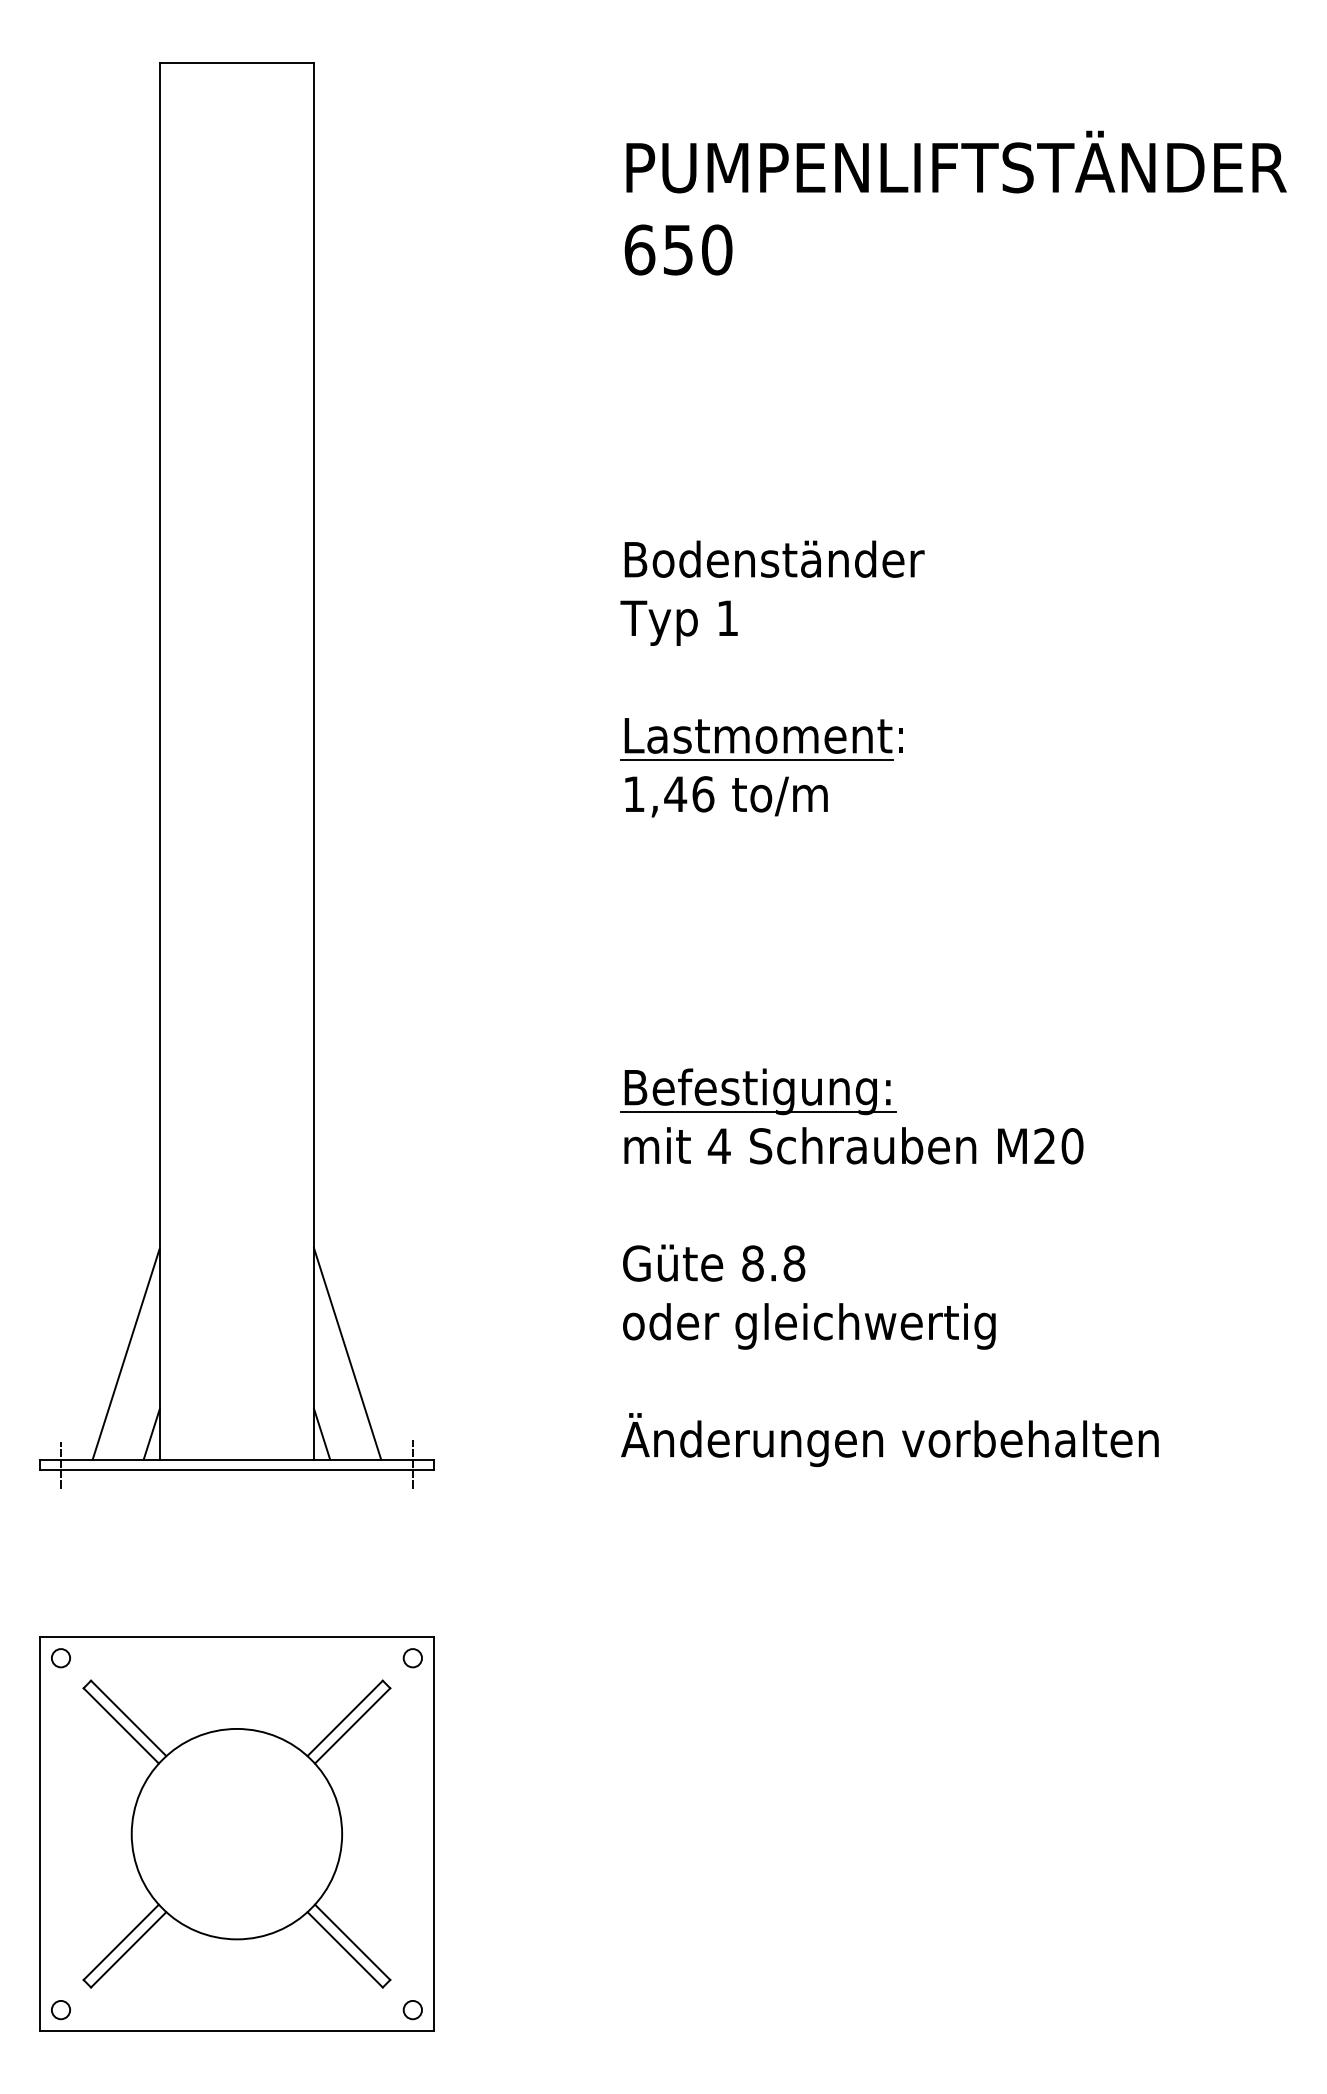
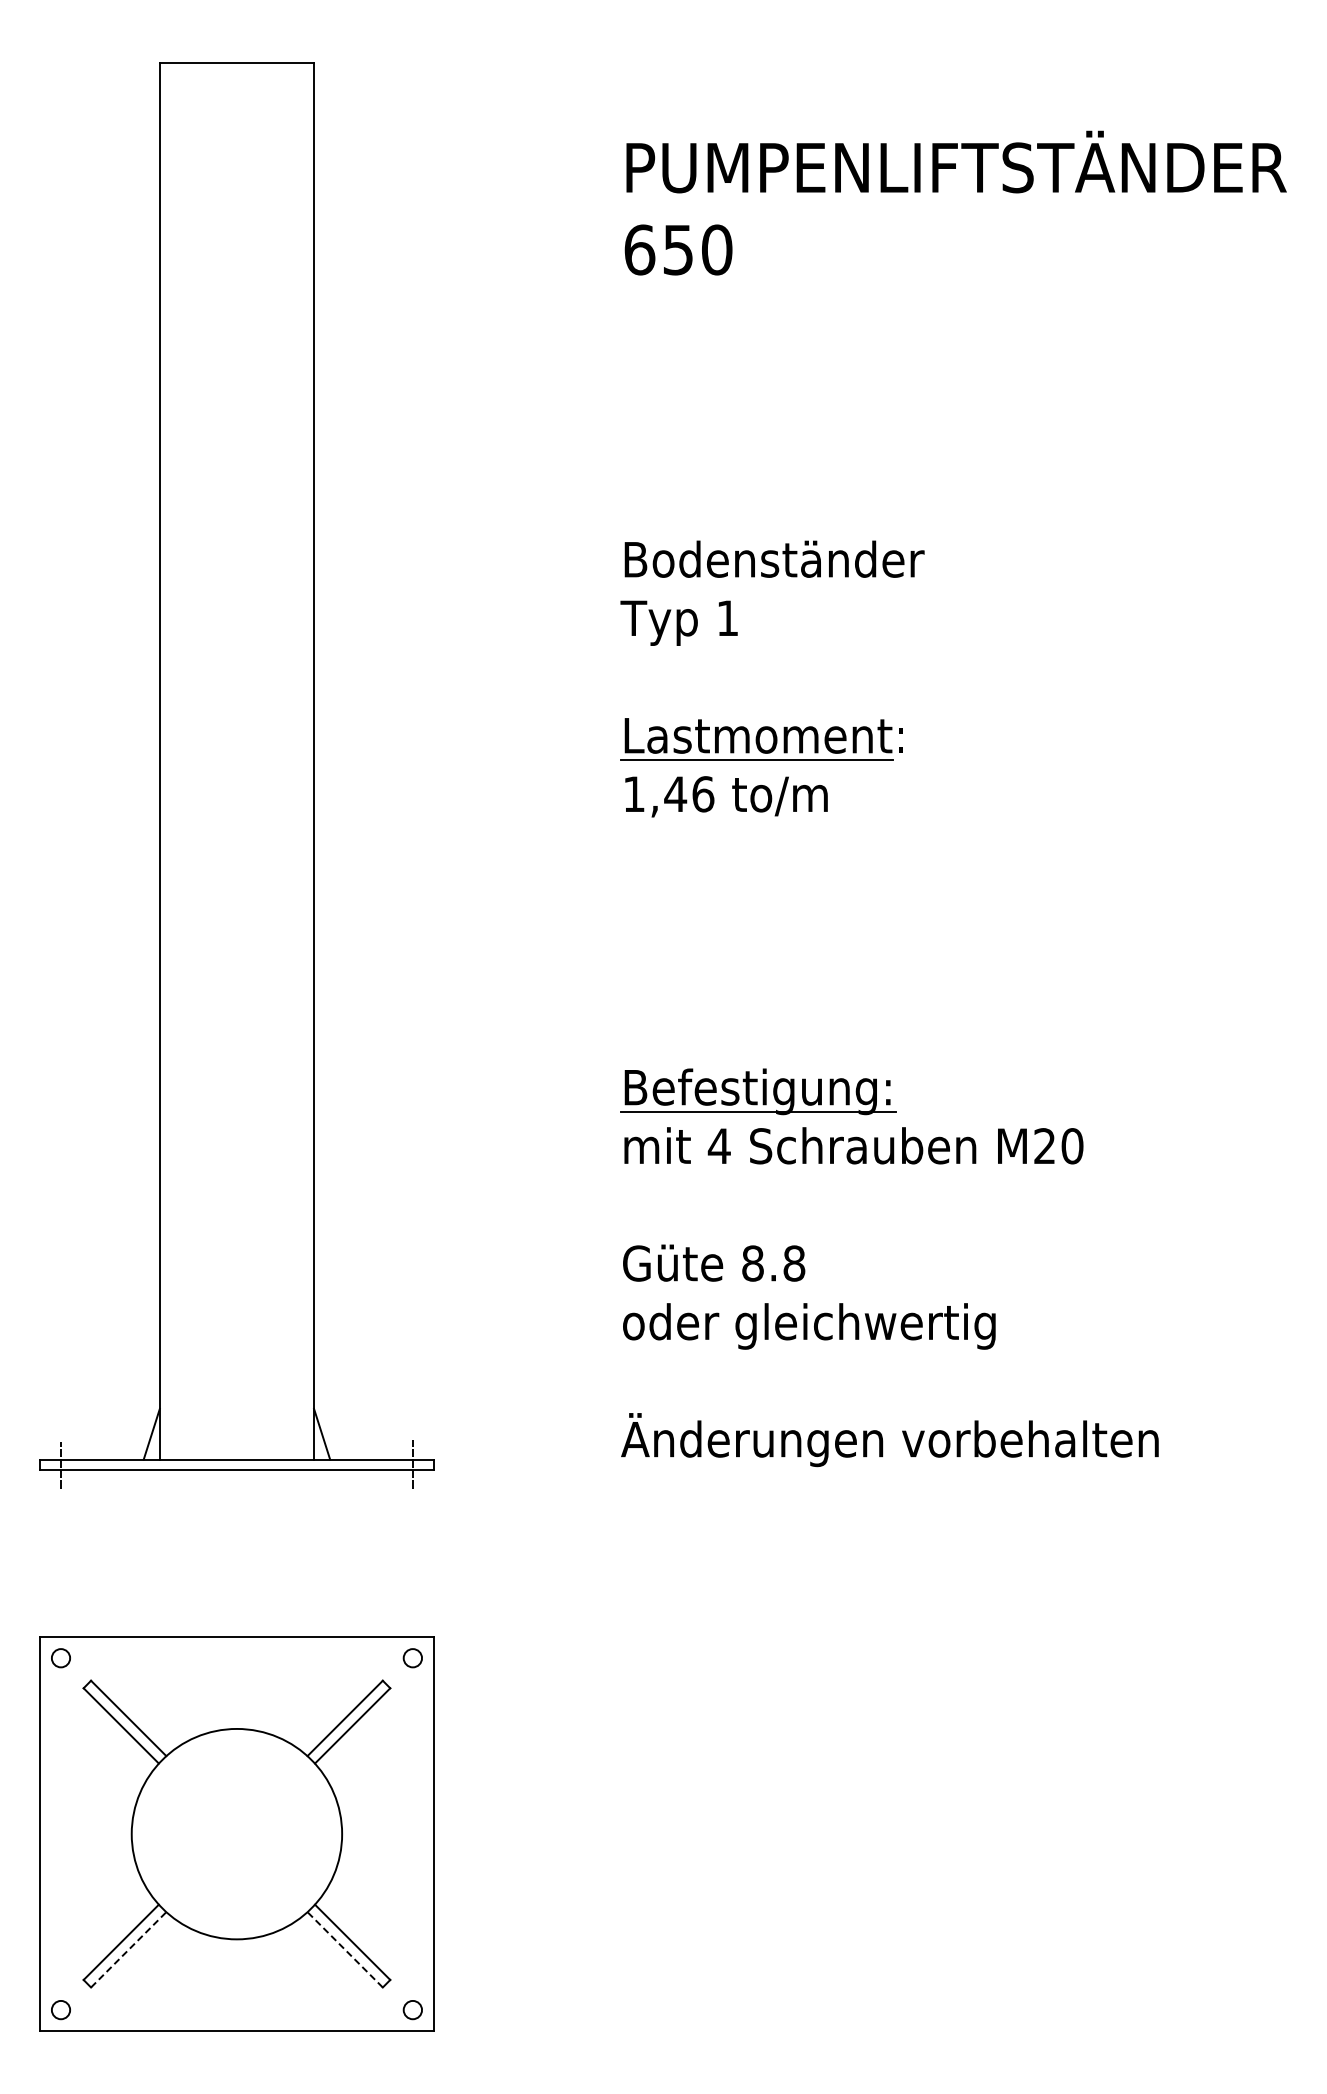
line: present -> none (125, 1353)
line: present -> none (347, 1353)
line: solid -> dashed (129, 1949)
line: solid -> dashed (344, 1949)
